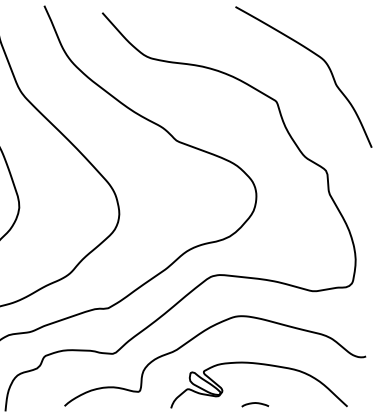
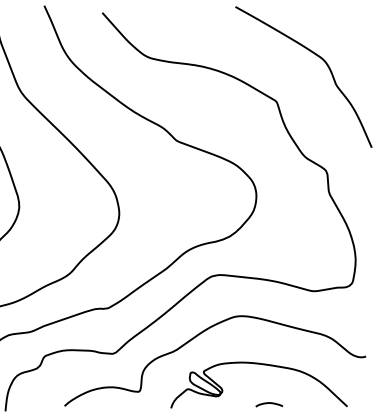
curve position: (255, 403) -> (269, 403) (269, 403)
